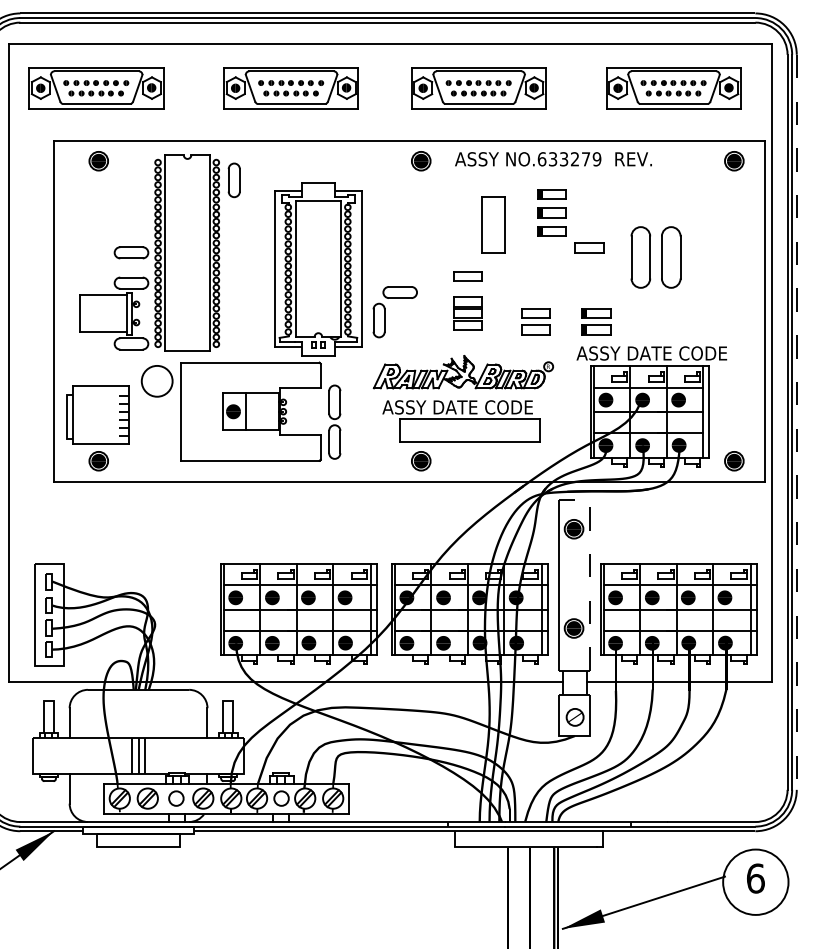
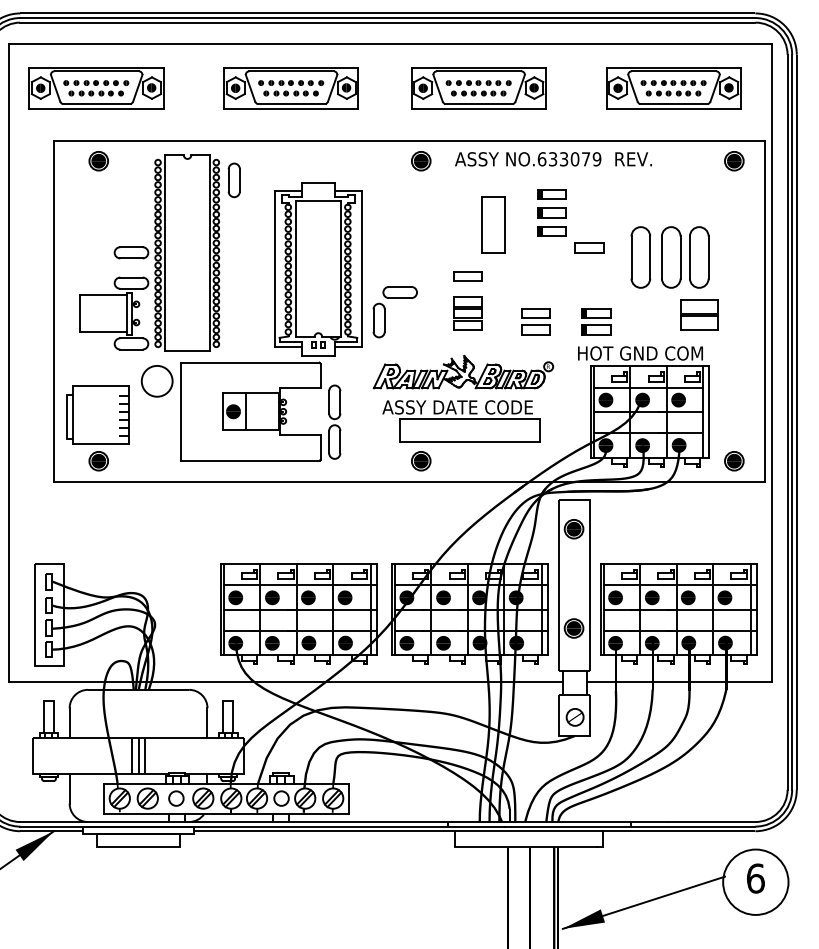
text: NO.633279 -> NO.633079 (574, 159)
part: none -> present (699, 257)
part: none -> present (699, 314)
text: ASSY DATE CODE -> HOT GND COM (651, 353)
line: dashed -> solid (796, 422)
line: dashed -> solid (590, 568)
